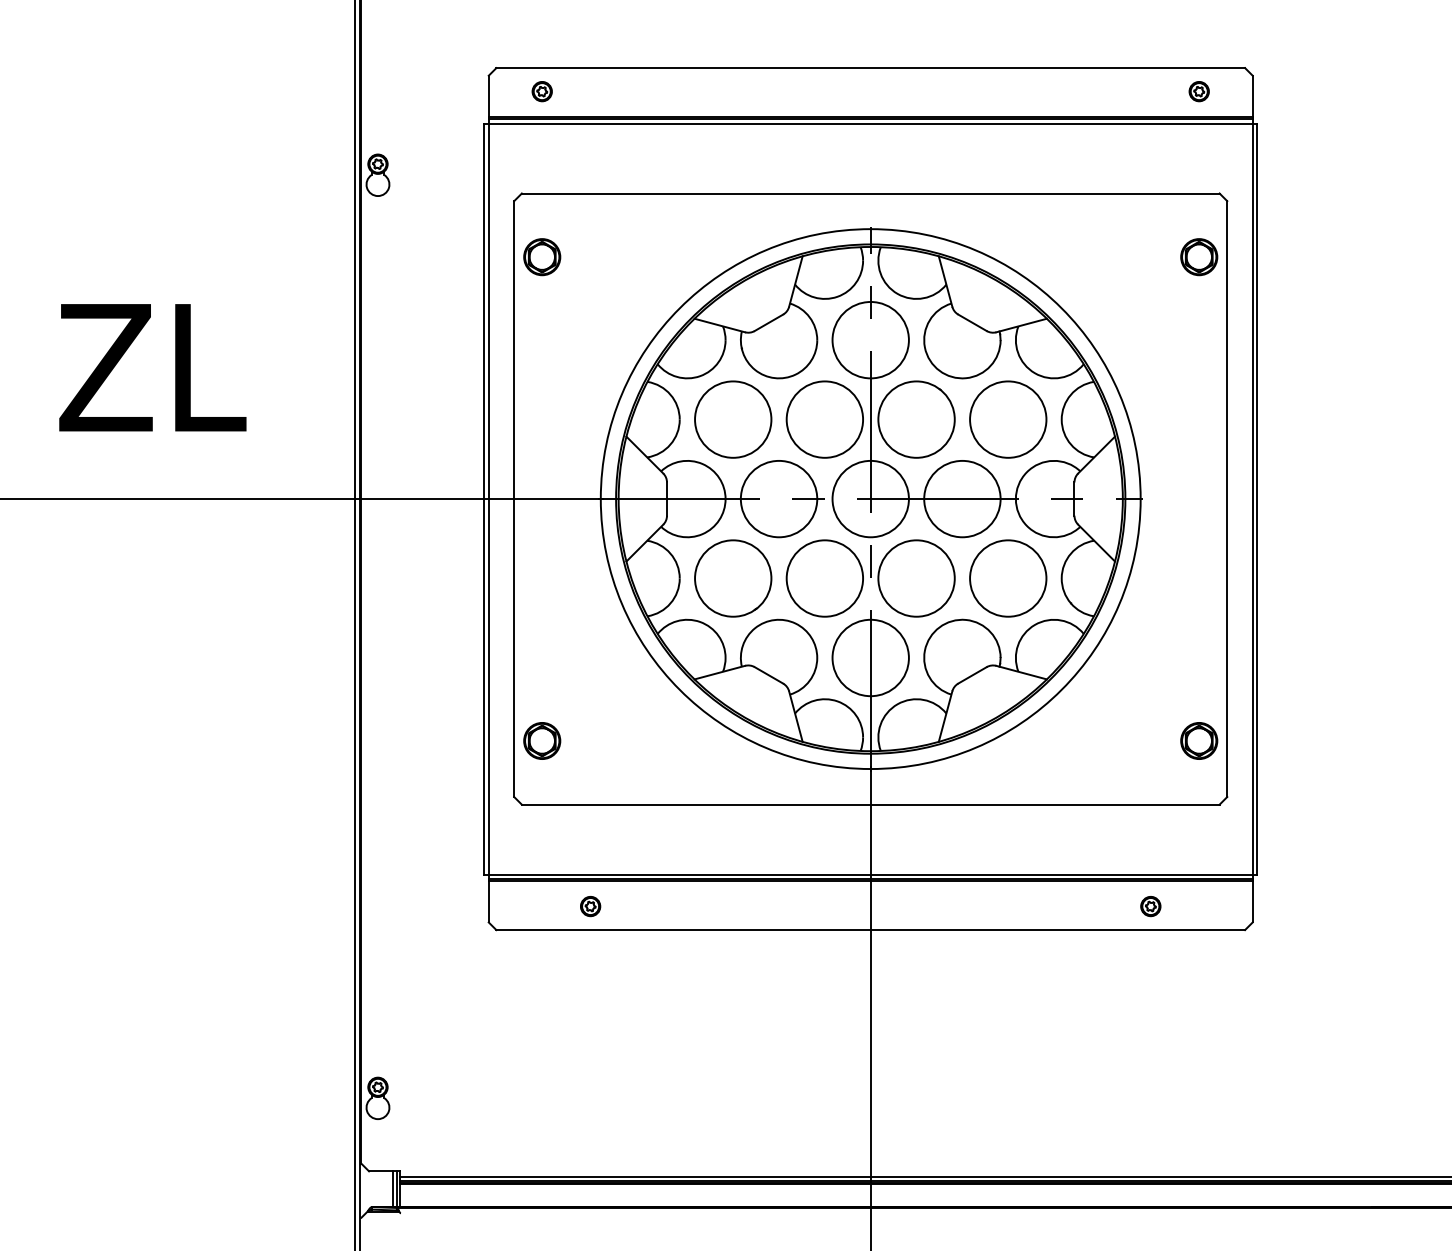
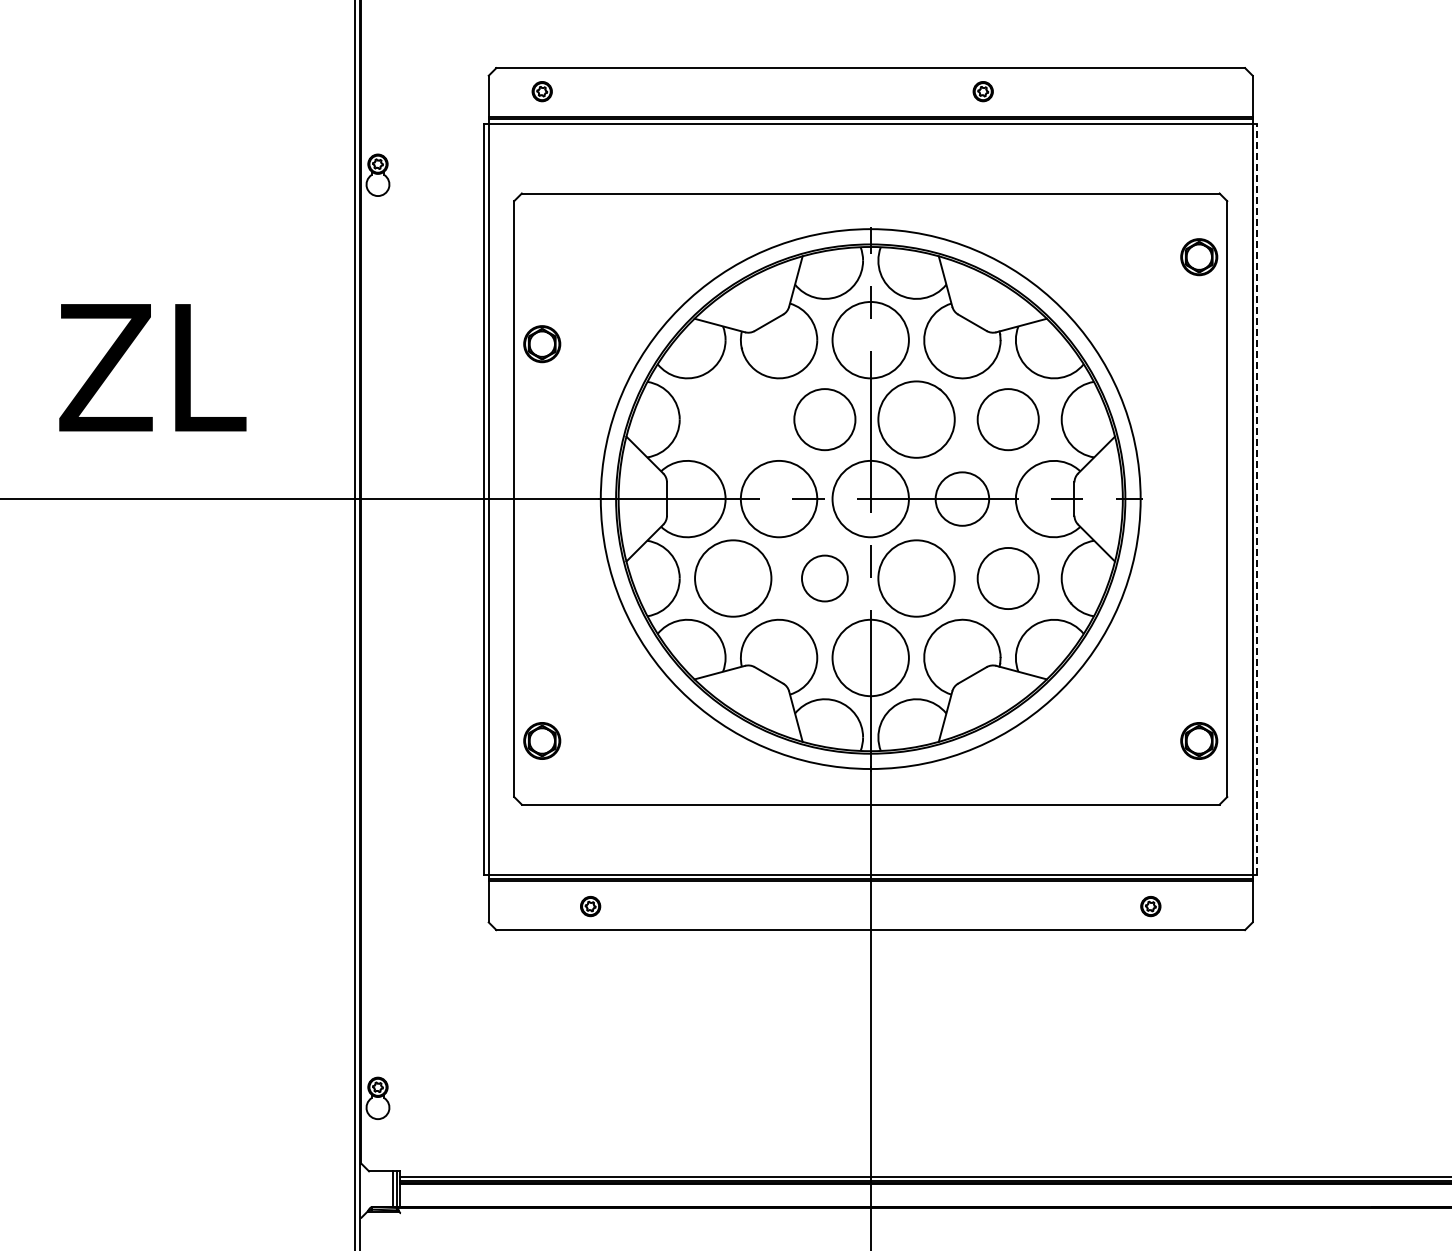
part position: (1198, 91) -> (982, 91) (982, 91)
part position: (542, 257) -> (542, 344) (542, 344)
circle: present -> none (733, 419)
circle diameter: 76 px -> 61 px (824, 419)
circle diameter: 76 px -> 61 px (1007, 419)
circle diameter: 76 px -> 53 px (962, 498)
line: solid -> dashed (1257, 498)
circle diameter: 76 px -> 46 px (824, 578)
circle diameter: 76 px -> 61 px (1007, 578)
